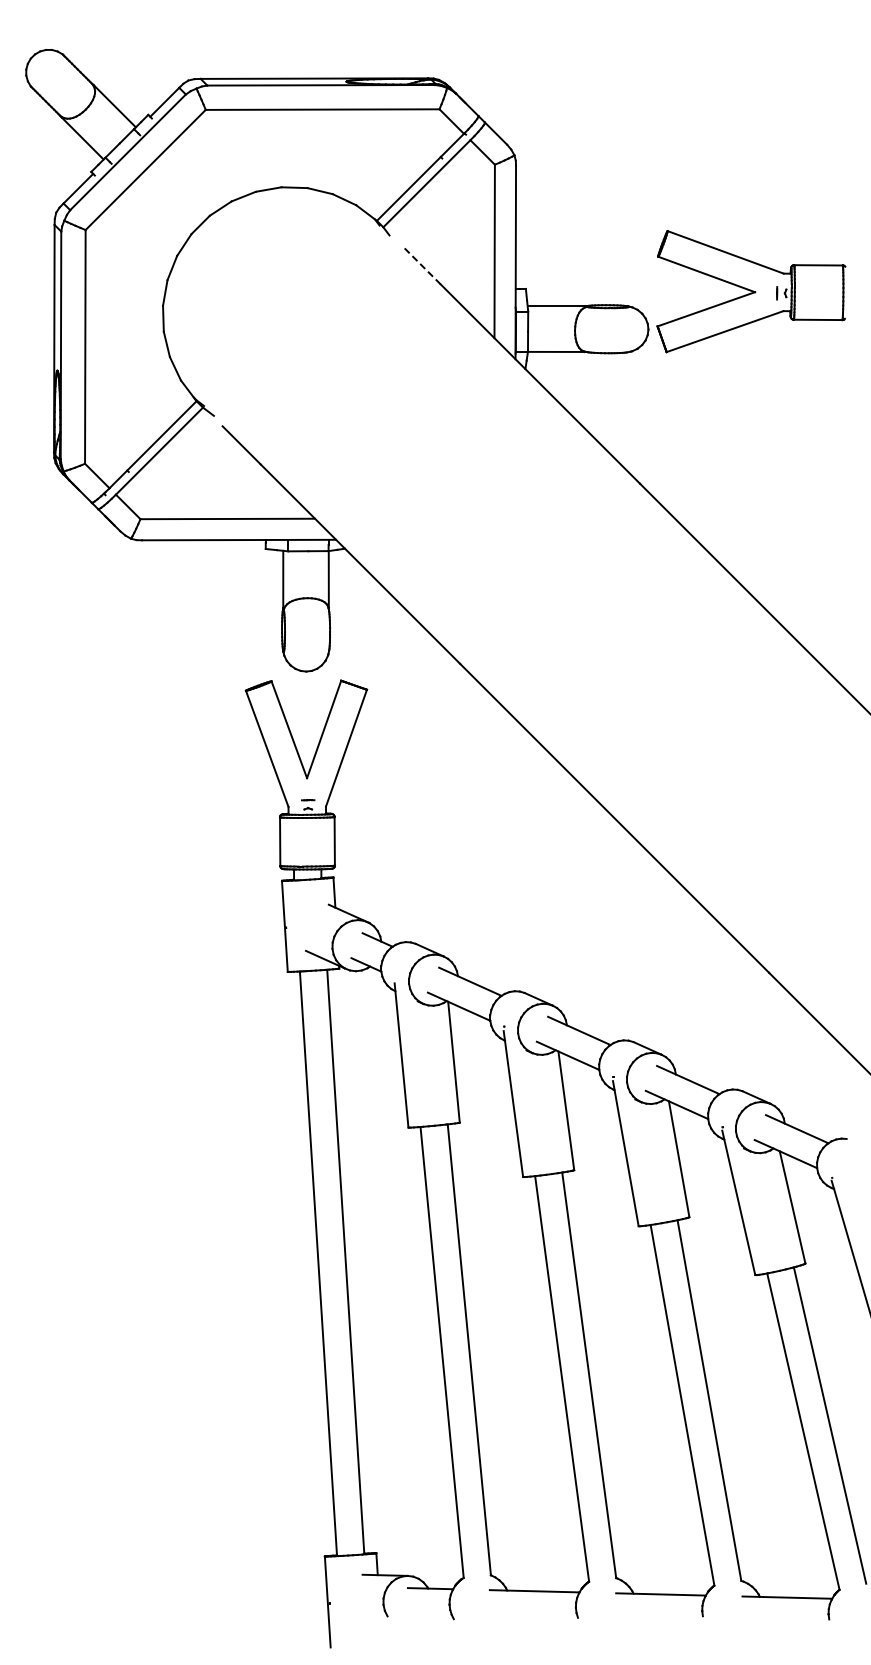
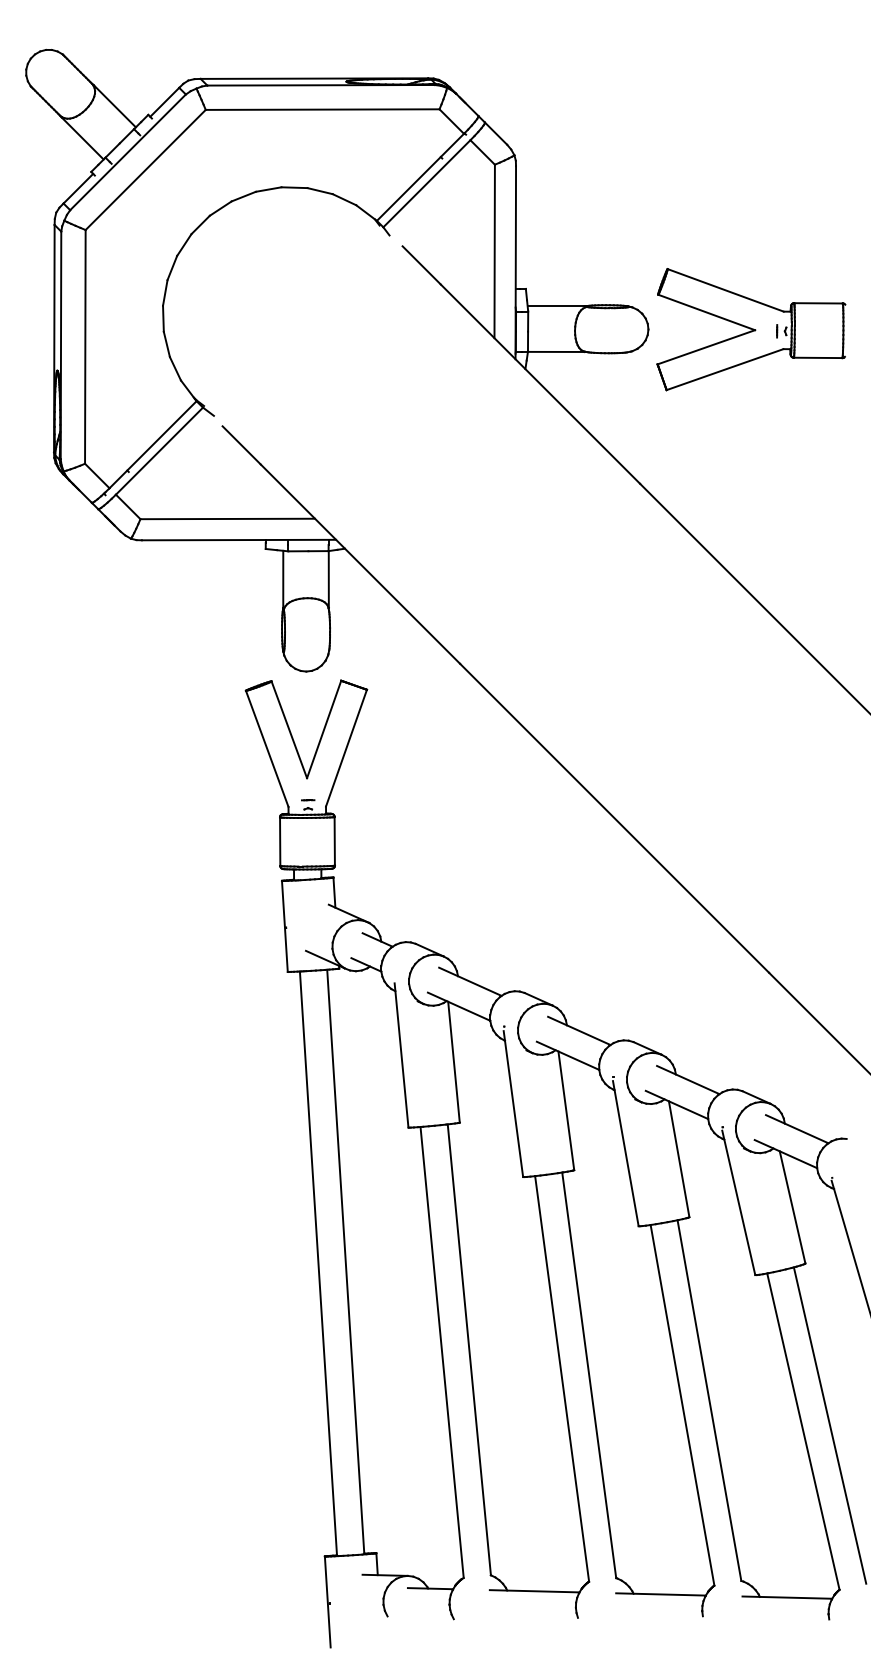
line: dashed -> solid (421, 265)
part position: (751, 291) -> (751, 329) (751, 329)
